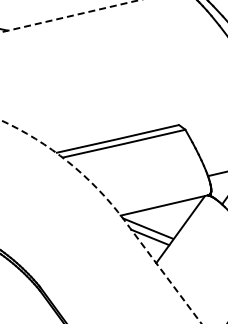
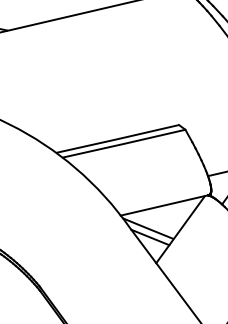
line: dashed -> solid (70, 16)
line: dashed -> solid (110, 203)
